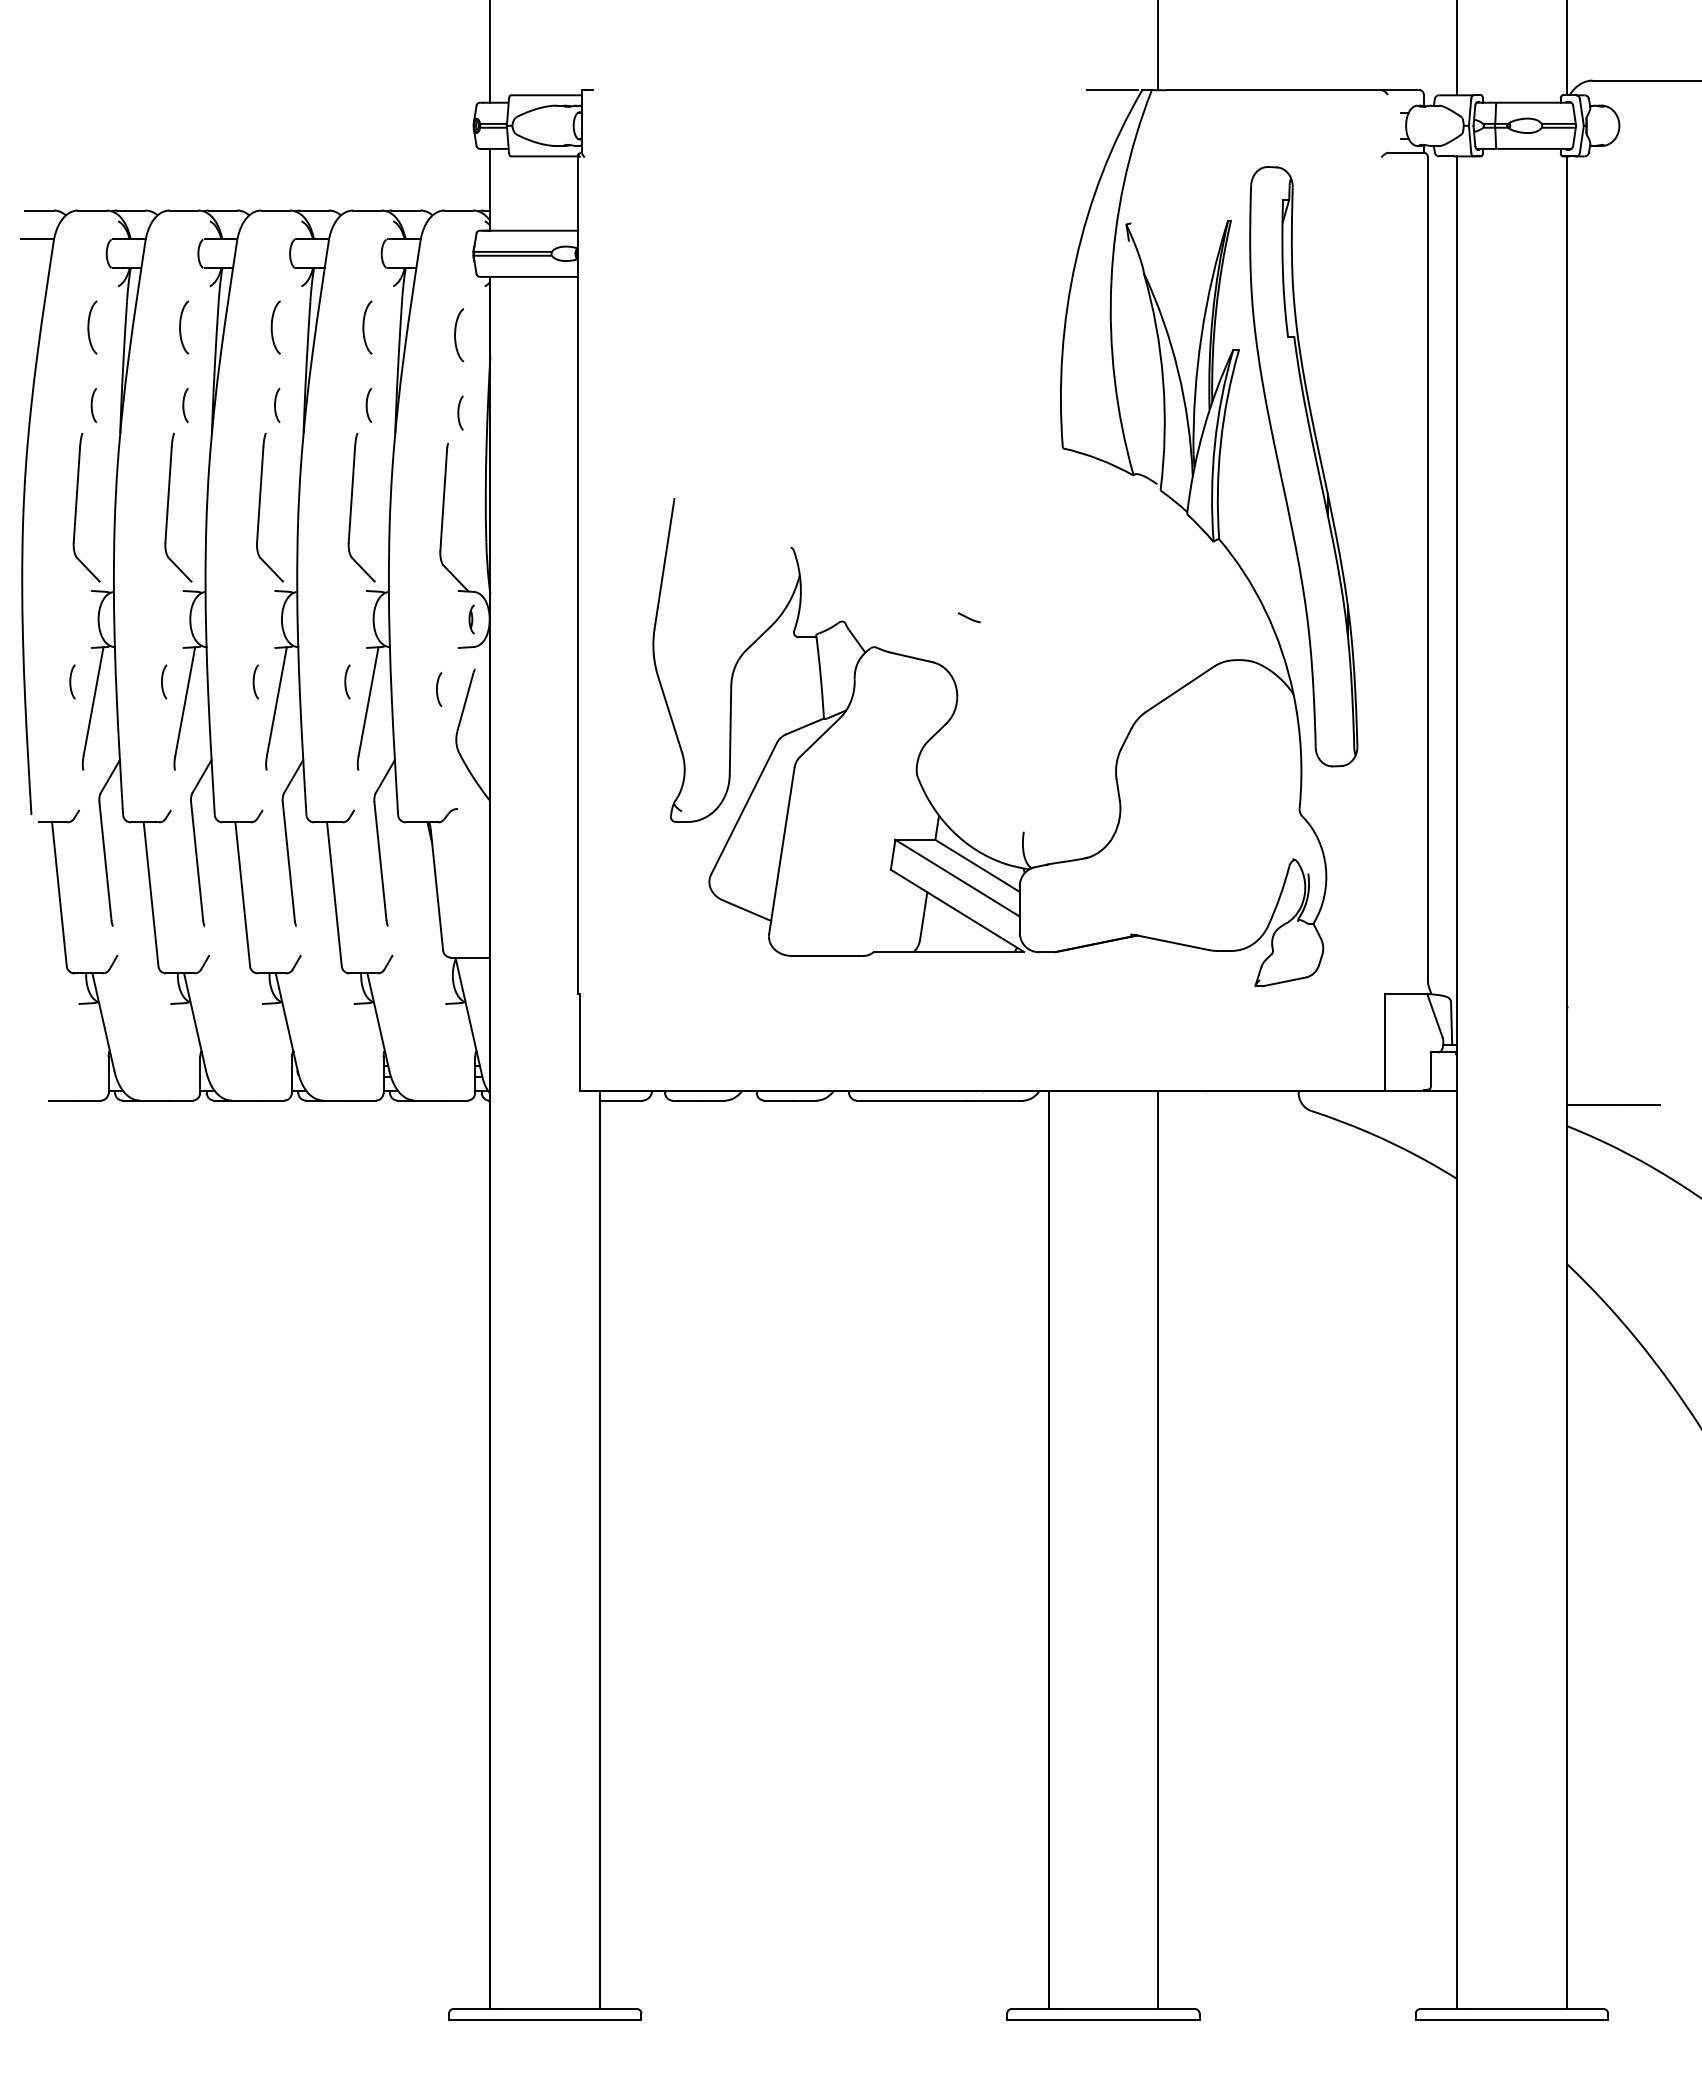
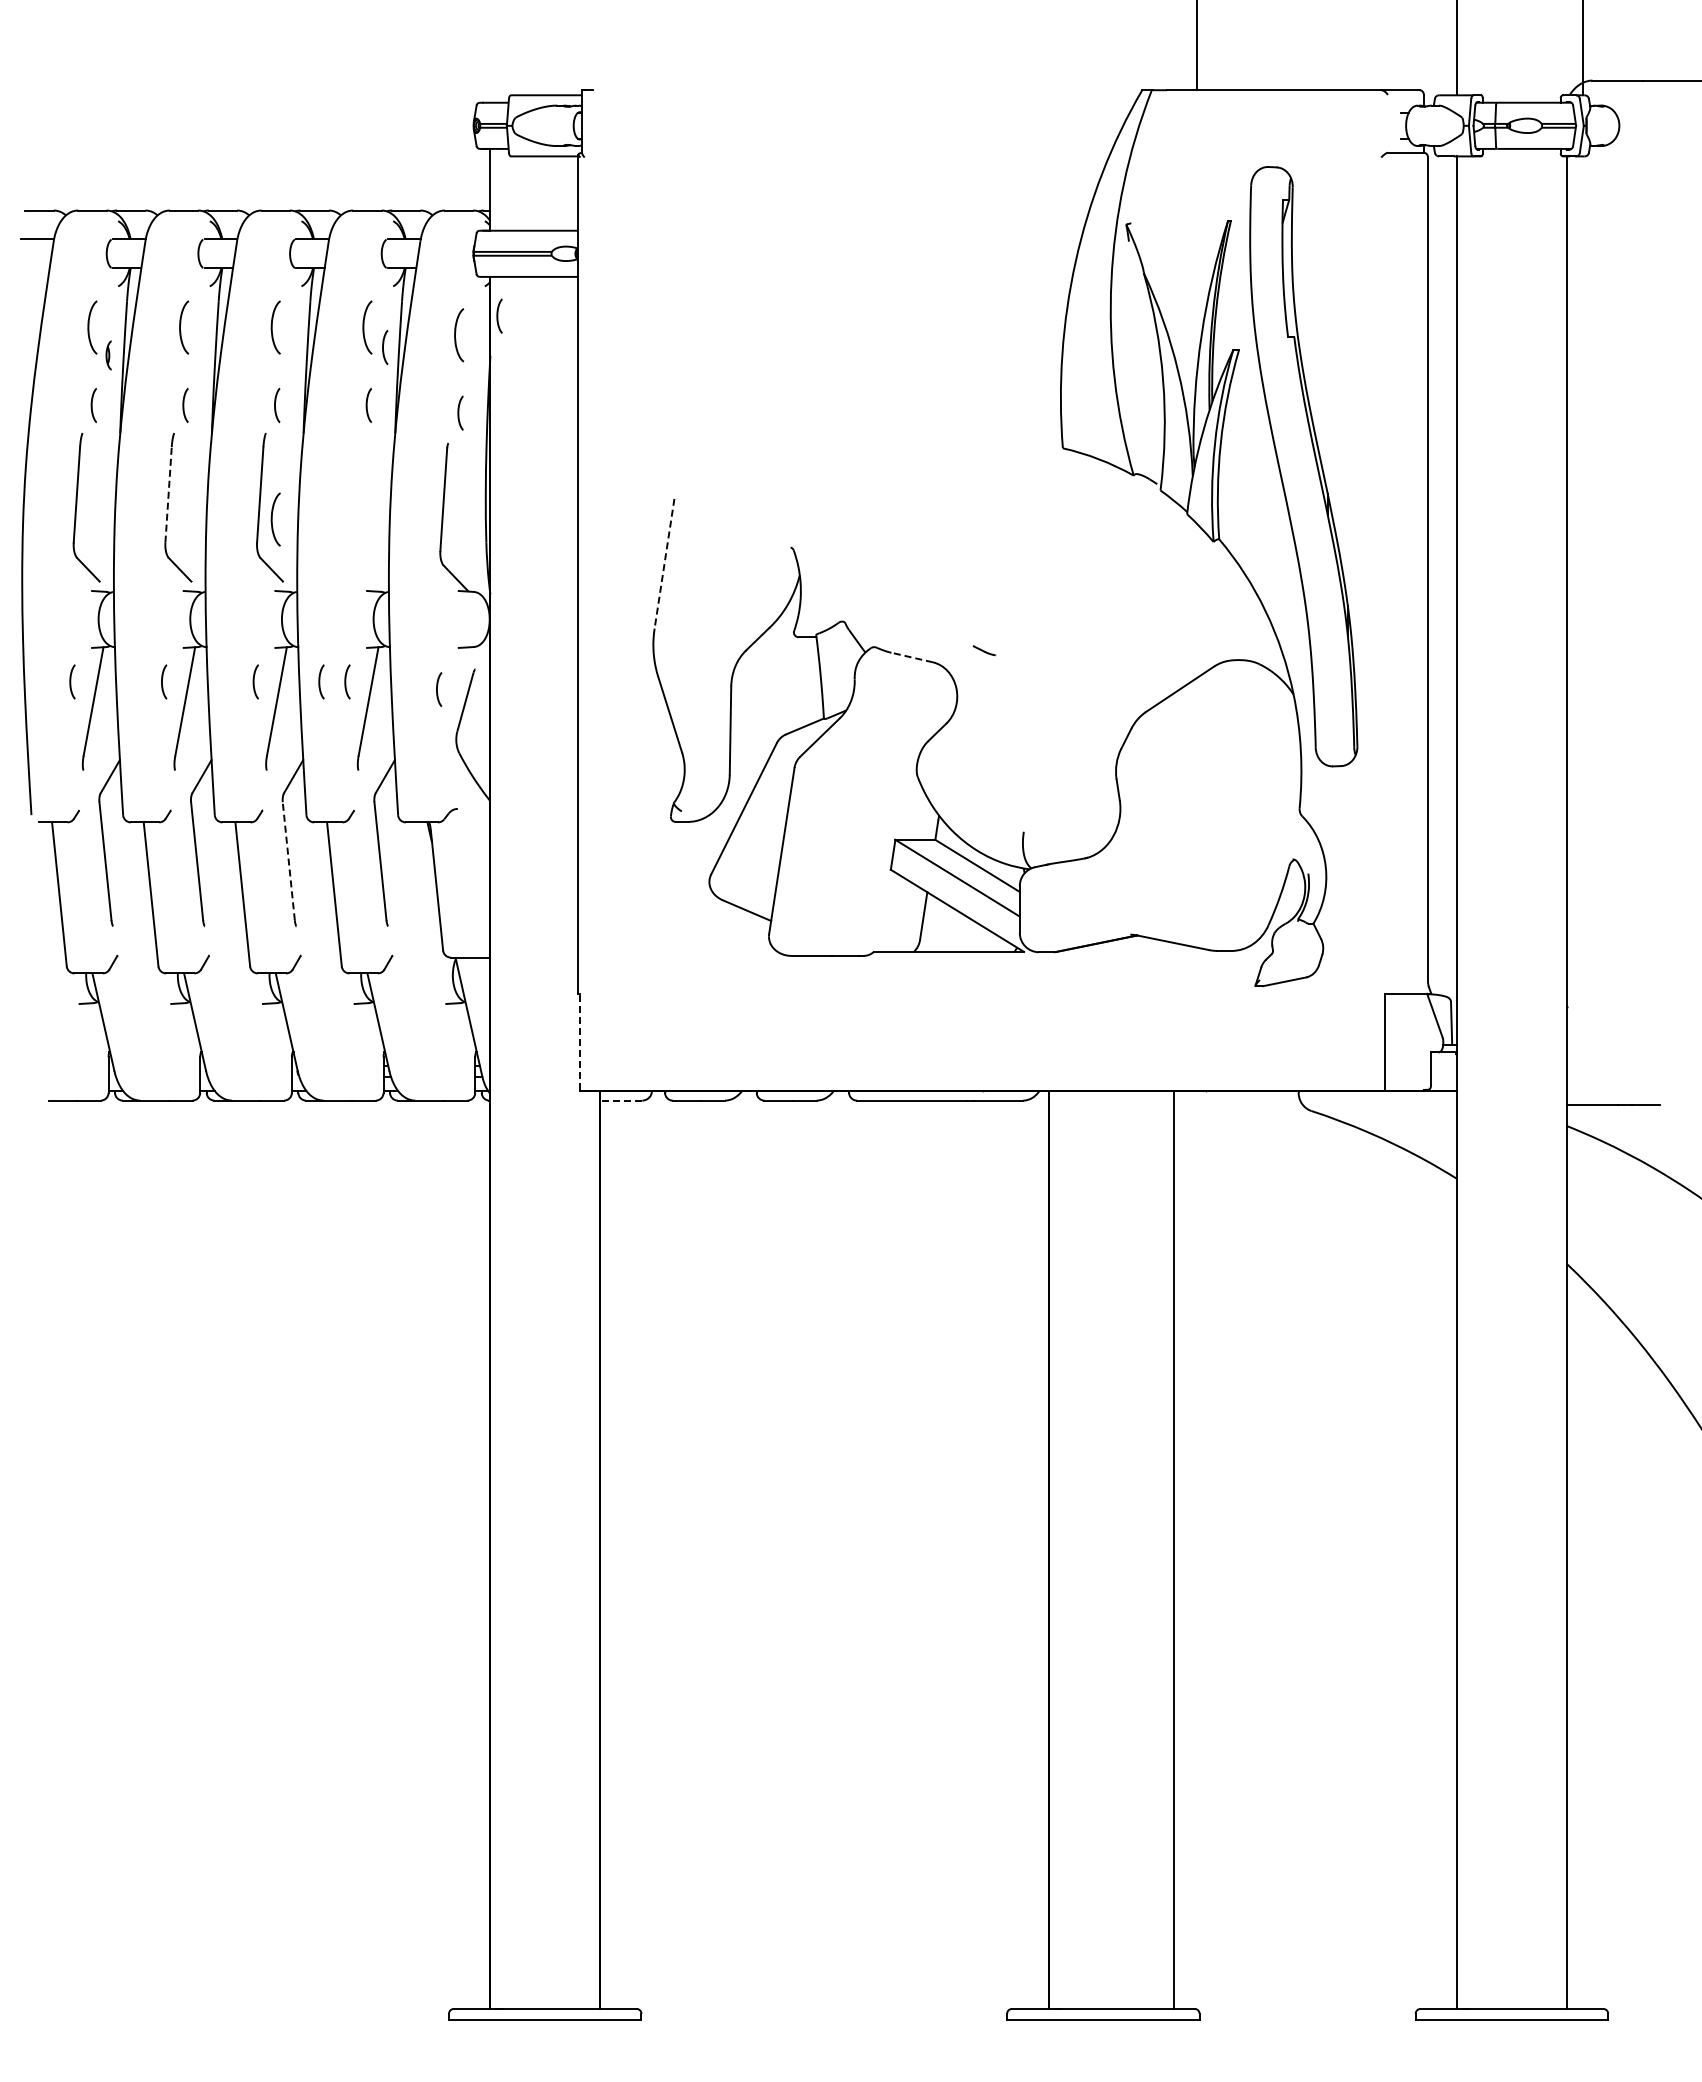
line position: (1158, 46) -> (1197, 46) (1197, 46)
line position: (1566, 48) -> (1582, 48) (1582, 48)
line: present -> none (490, 52)
line: present -> none (1112, 90)
curve: none -> present (498, 315)
curve: none -> present (383, 347)
line: solid -> dashed (168, 494)
part: present -> none (352, 505)
curve: none -> present (272, 519)
line: solid -> dashed (664, 563)
part position: (969, 617) -> (984, 650) (984, 650)
part position: (471, 619) -> (108, 355) (108, 355)
line: solid -> dashed (911, 657)
curve: none -> present (320, 681)
line: solid -> dashed (288, 860)
line: solid -> dashed (580, 1041)
line: solid -> dashed (620, 1100)
line position: (1158, 1549) -> (1174, 1549) (1174, 1549)
